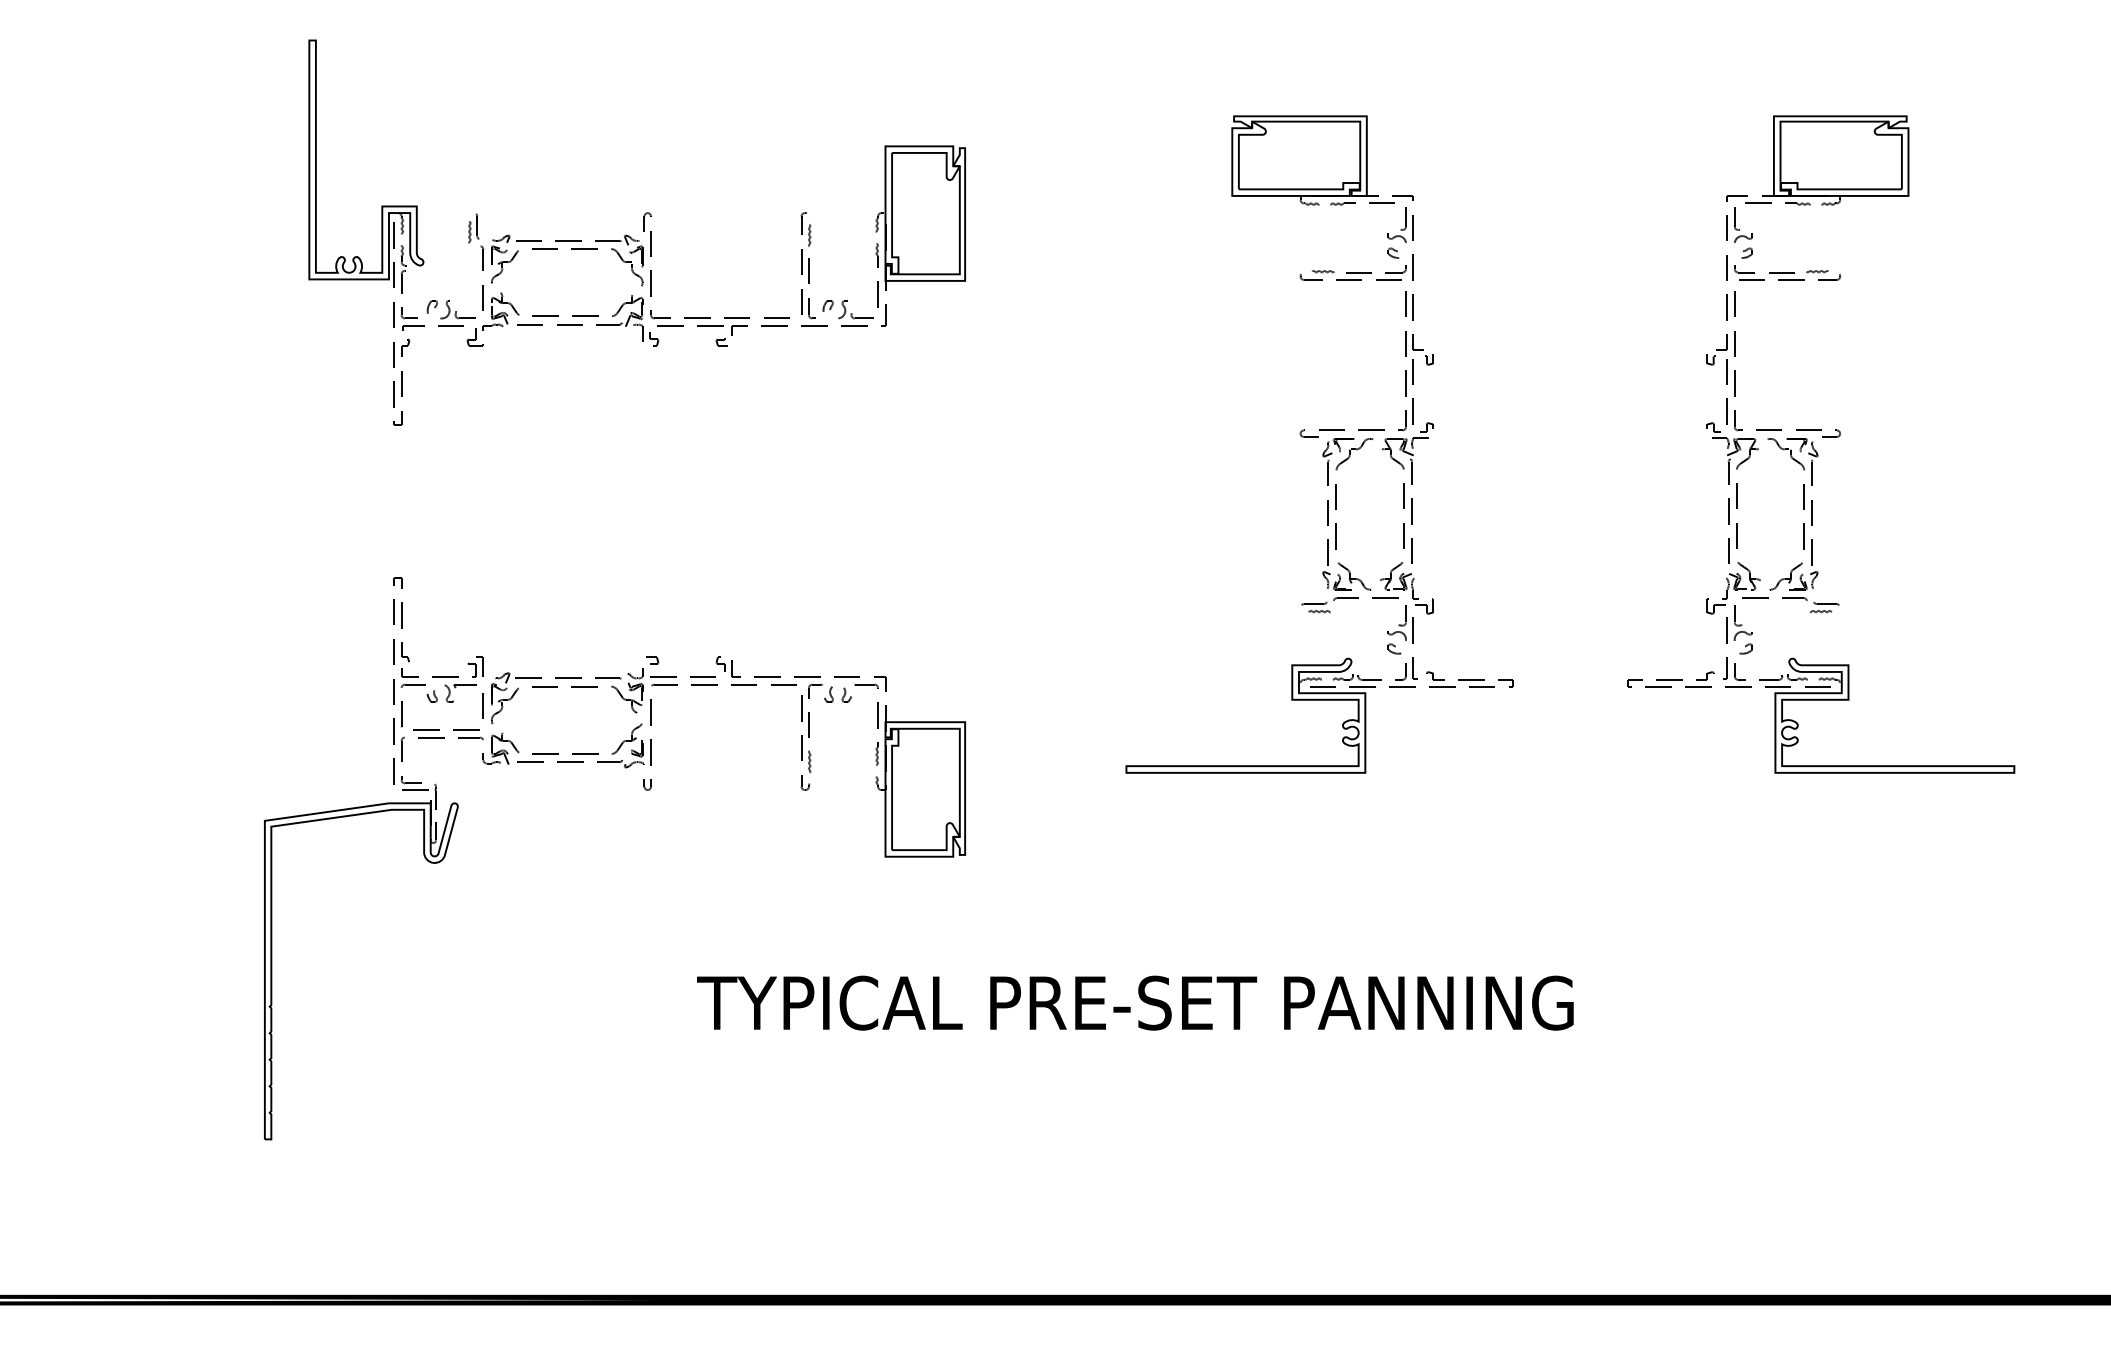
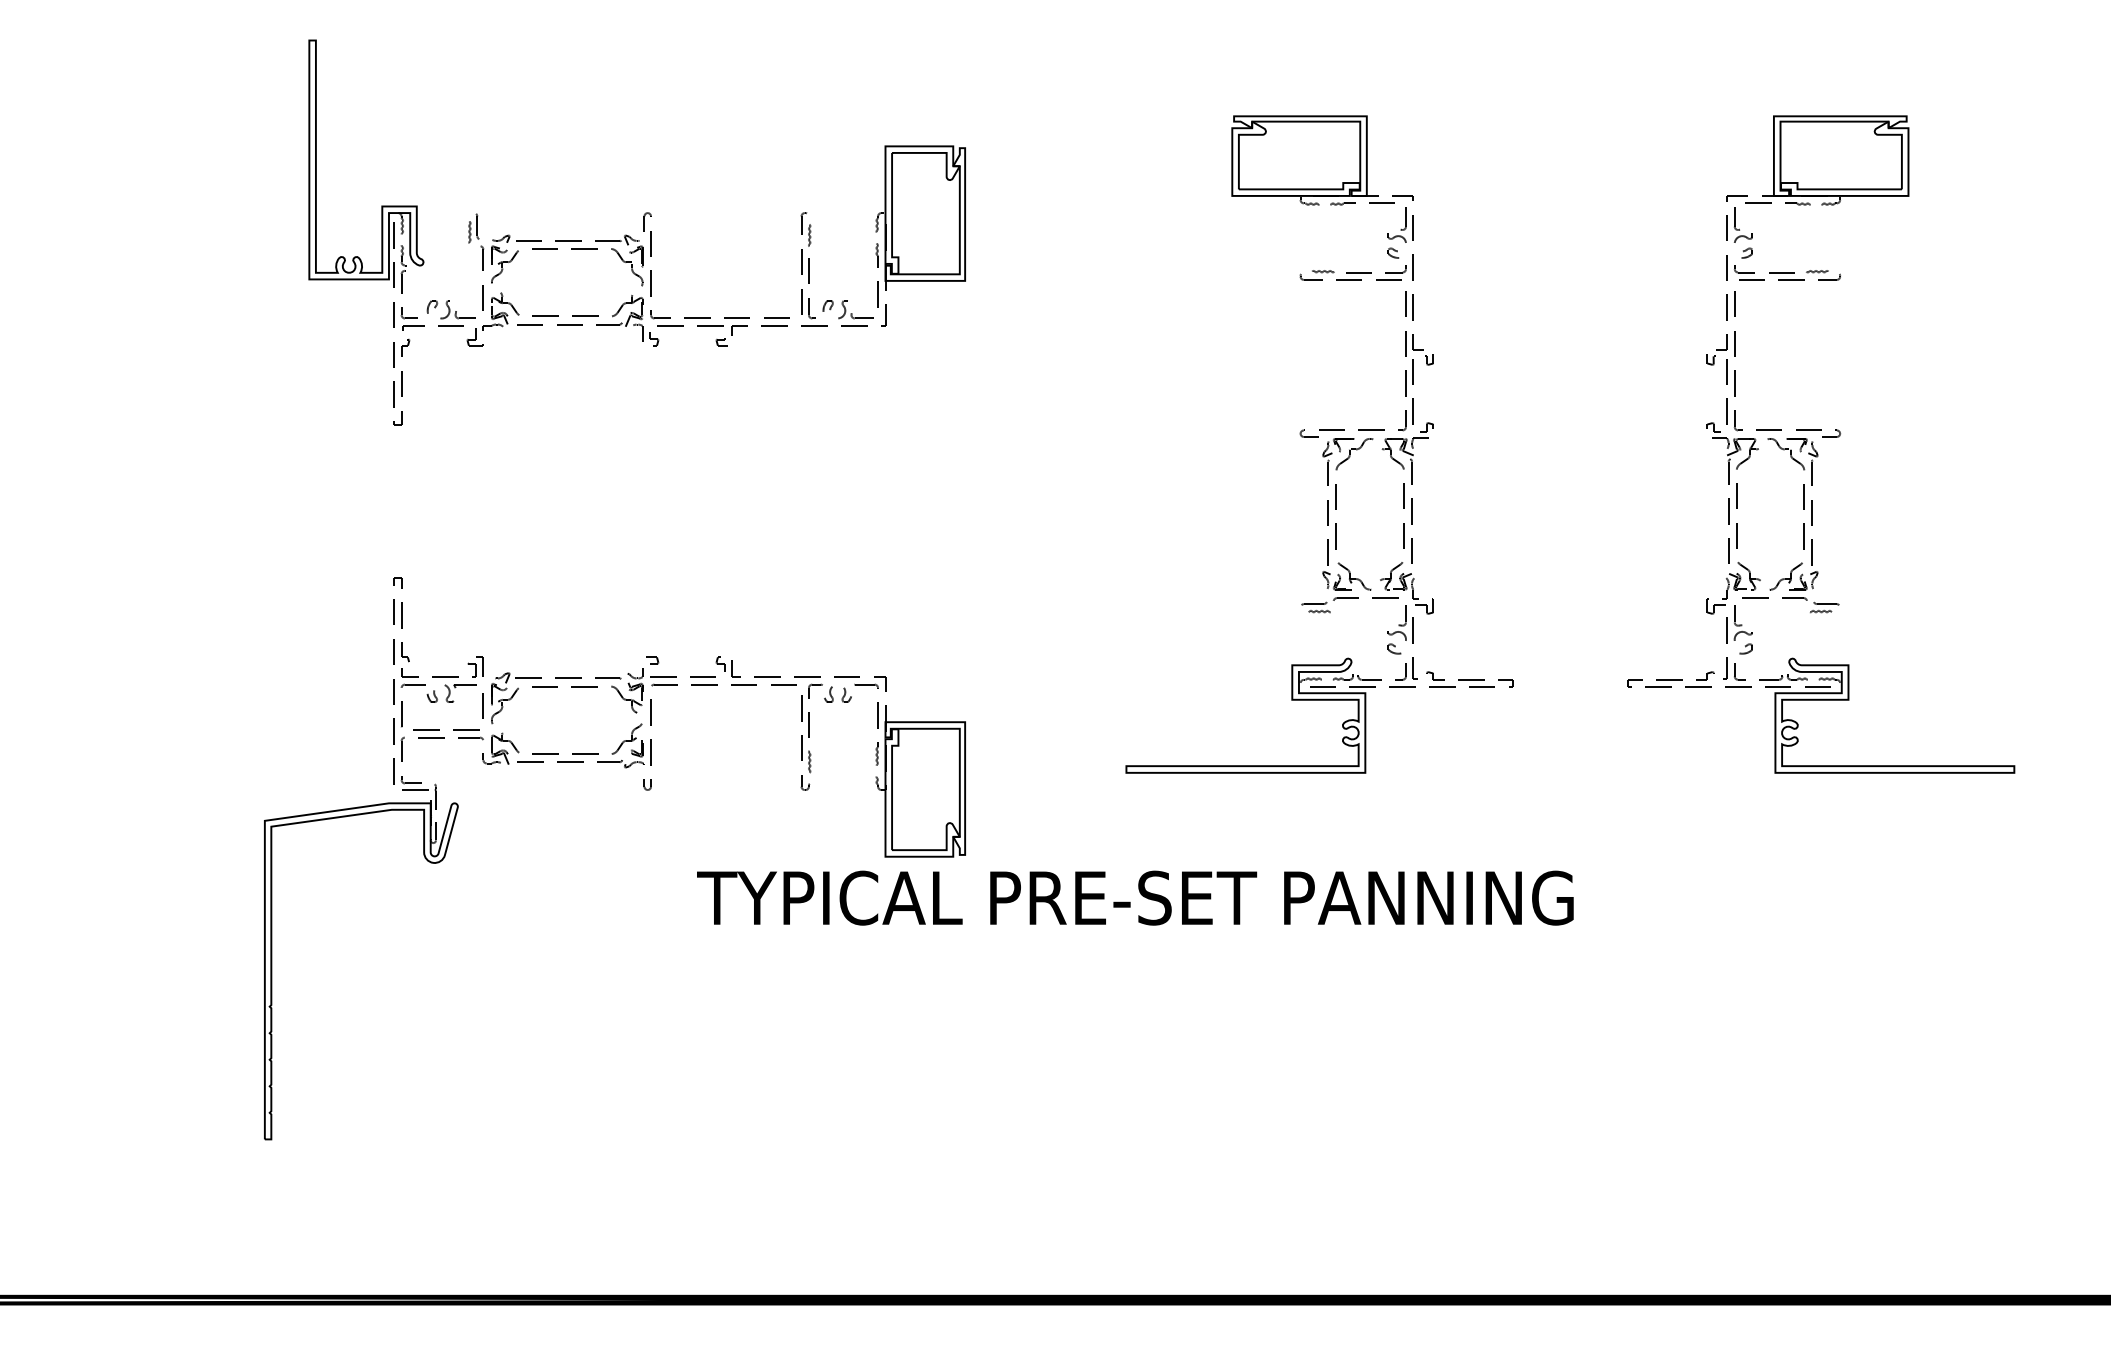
text position: (1135, 1002) -> (1135, 897) (1135, 897)
